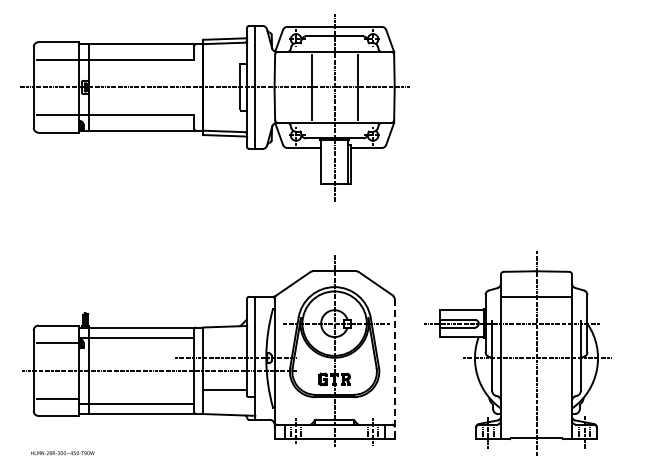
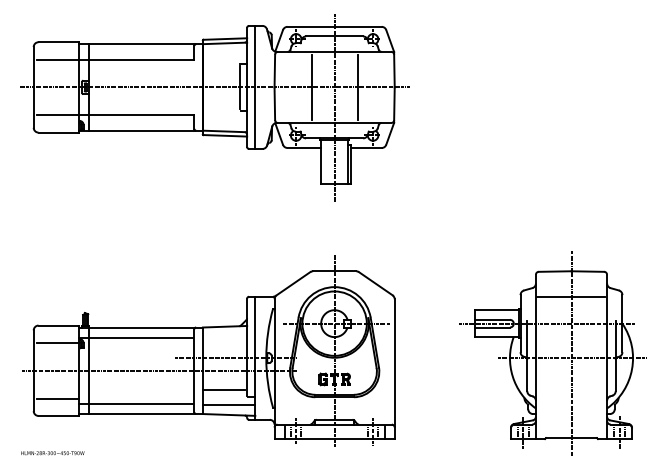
part position: (517, 353) -> (552, 353) (552, 353)
line: dashed -> solid (394, 369)
line: none -> present (228, 404)
text position: (62, 453) -> (52, 453) (52, 453)
